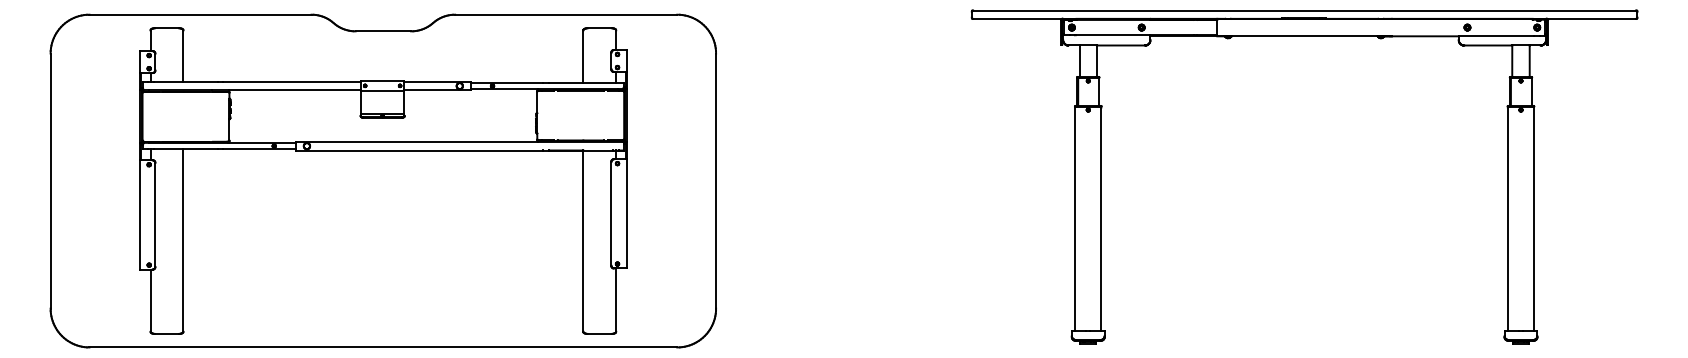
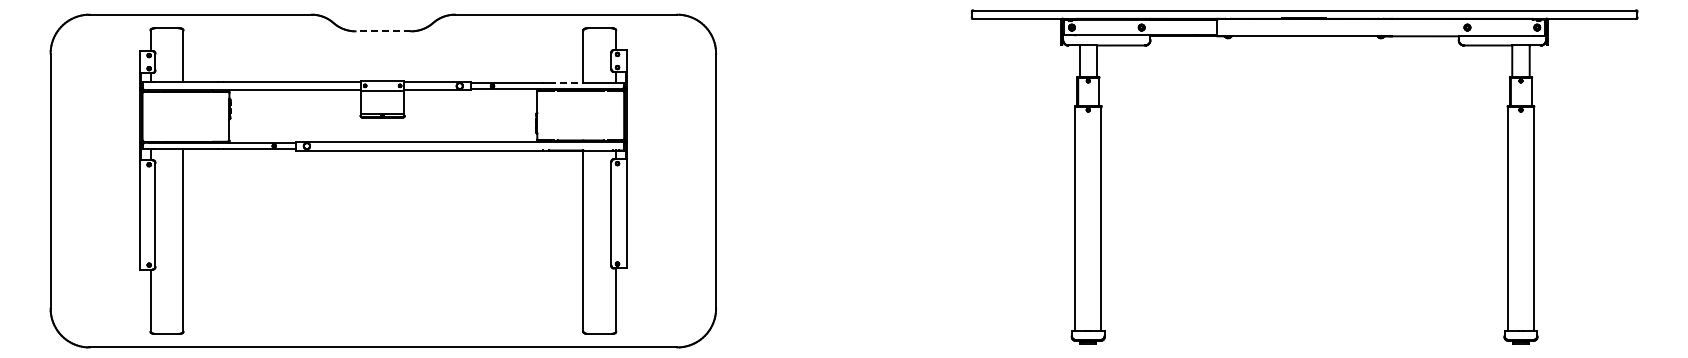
line: solid -> dashed (383, 31)
line: solid -> dashed (566, 82)
